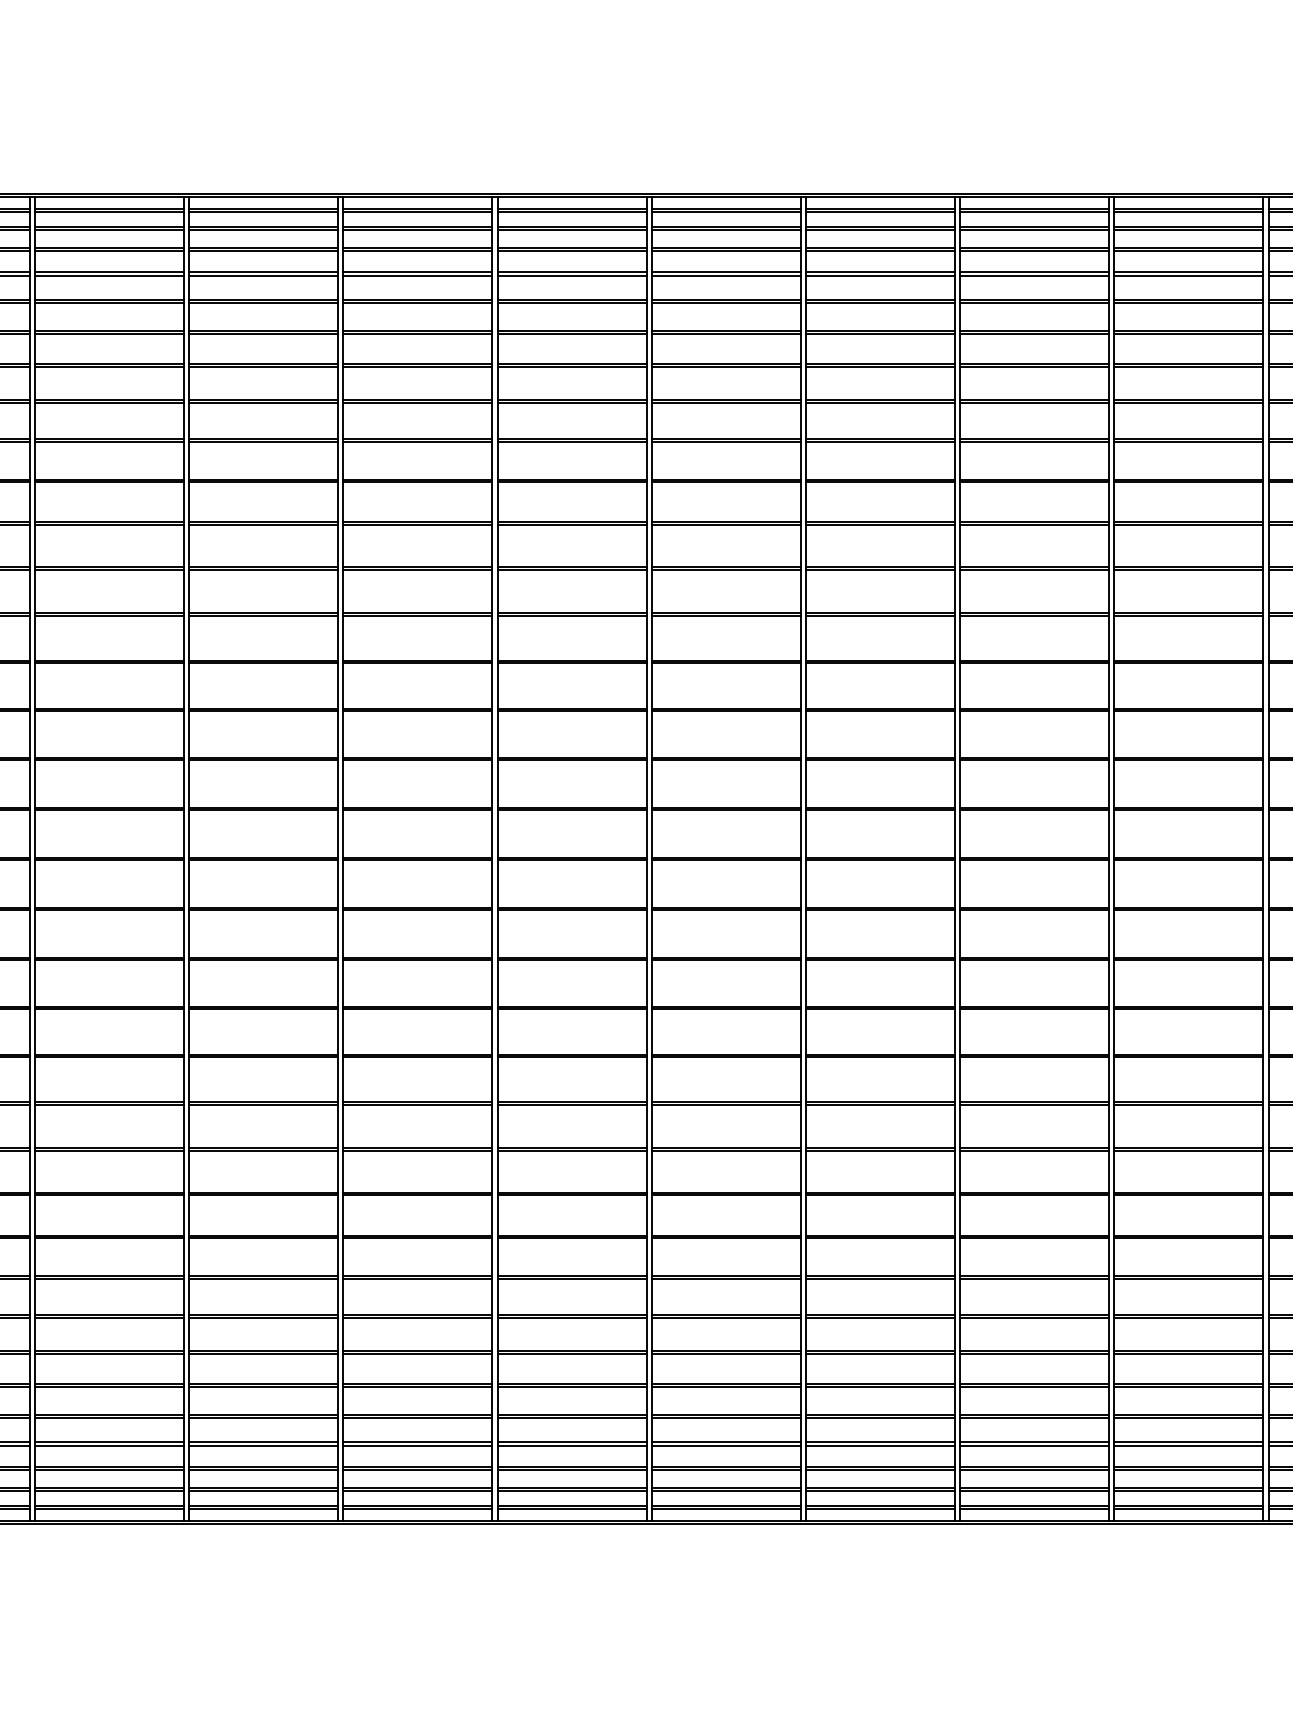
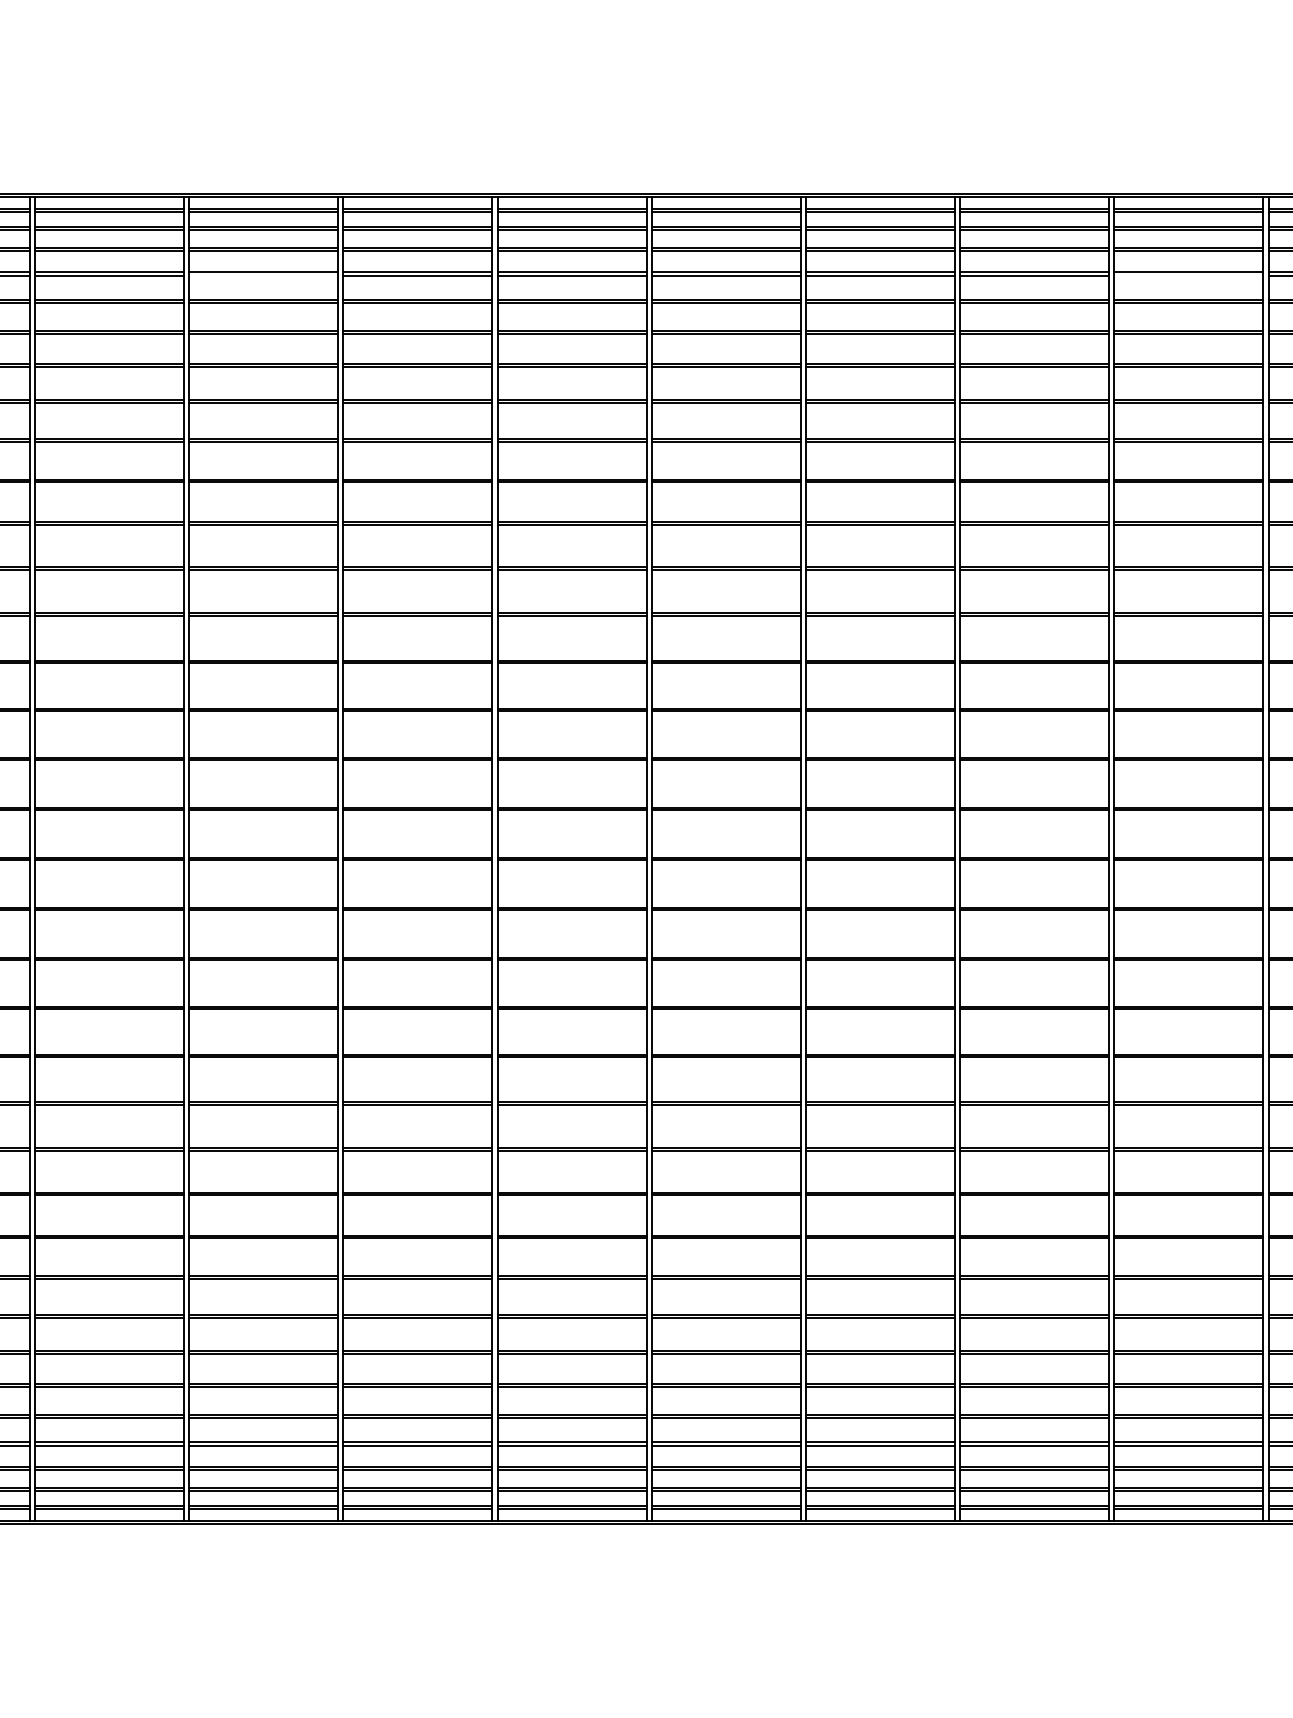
line: present -> none (263, 275)
line: present -> none (1188, 275)
